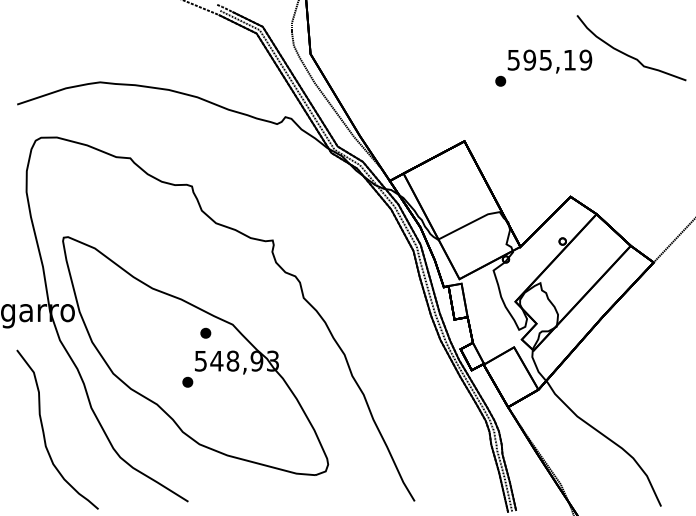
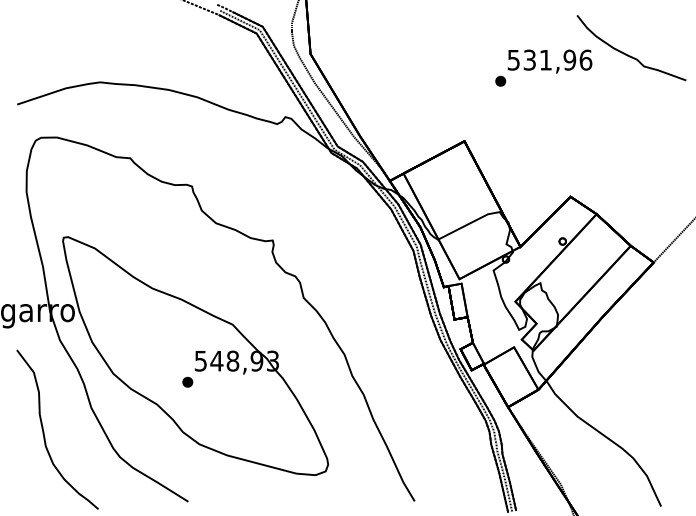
text: 595,19 -> 531,96 (557, 59)
part: present -> none (205, 332)
